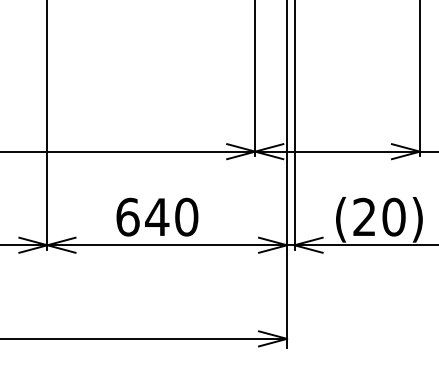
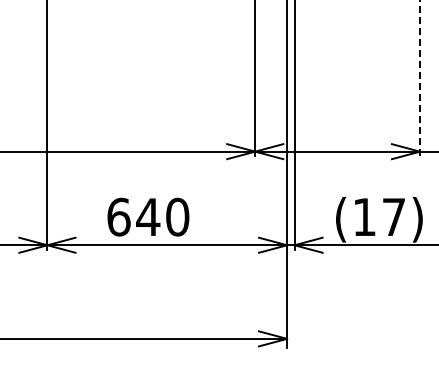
line: solid -> dashed (419, 78)
text position: (157, 216) -> (148, 216) (148, 216)
text: (20) -> (17) (379, 216)
